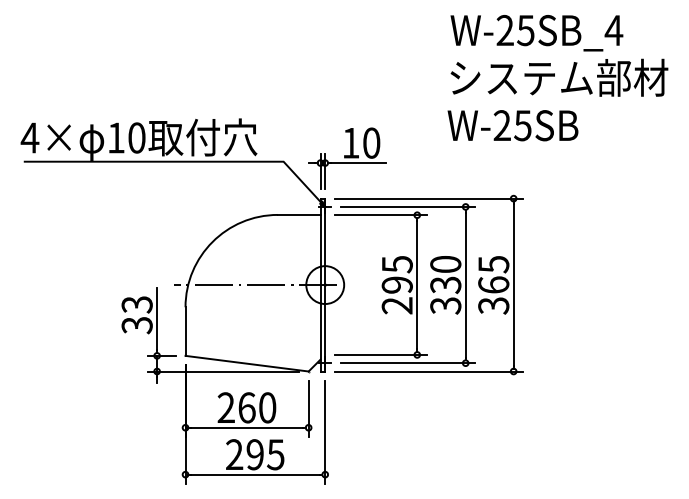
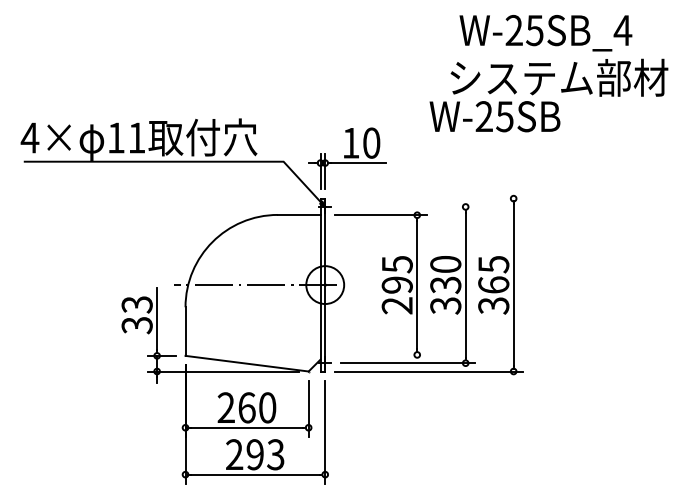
text position: (536, 33) -> (545, 33) (545, 33)
text position: (512, 125) -> (494, 116) (494, 116)
text: 10 -> 11 (136, 137)
line: present -> none (428, 198)
line: present -> none (407, 206)
line: present -> none (380, 354)
text: 295 -> 293 (275, 454)
